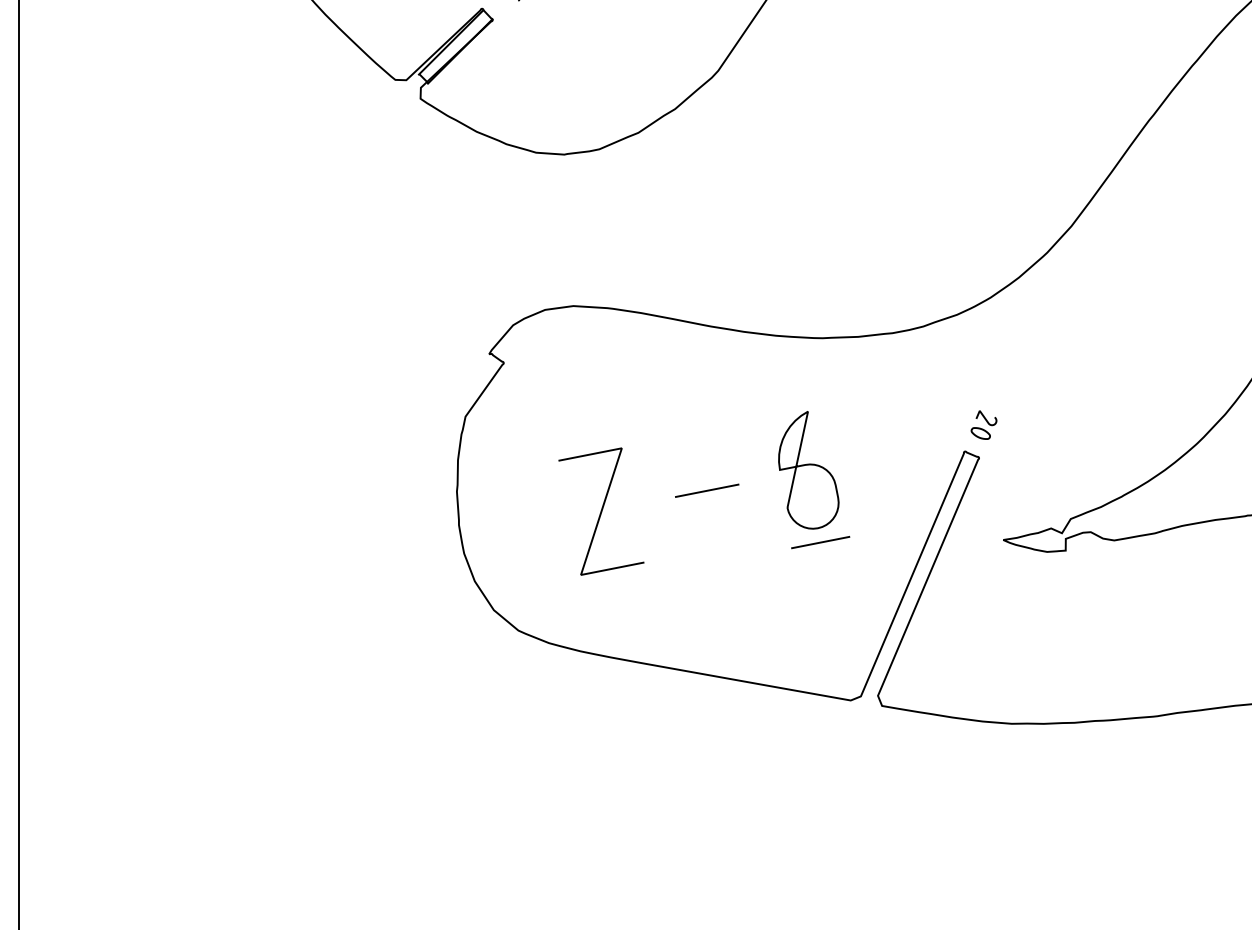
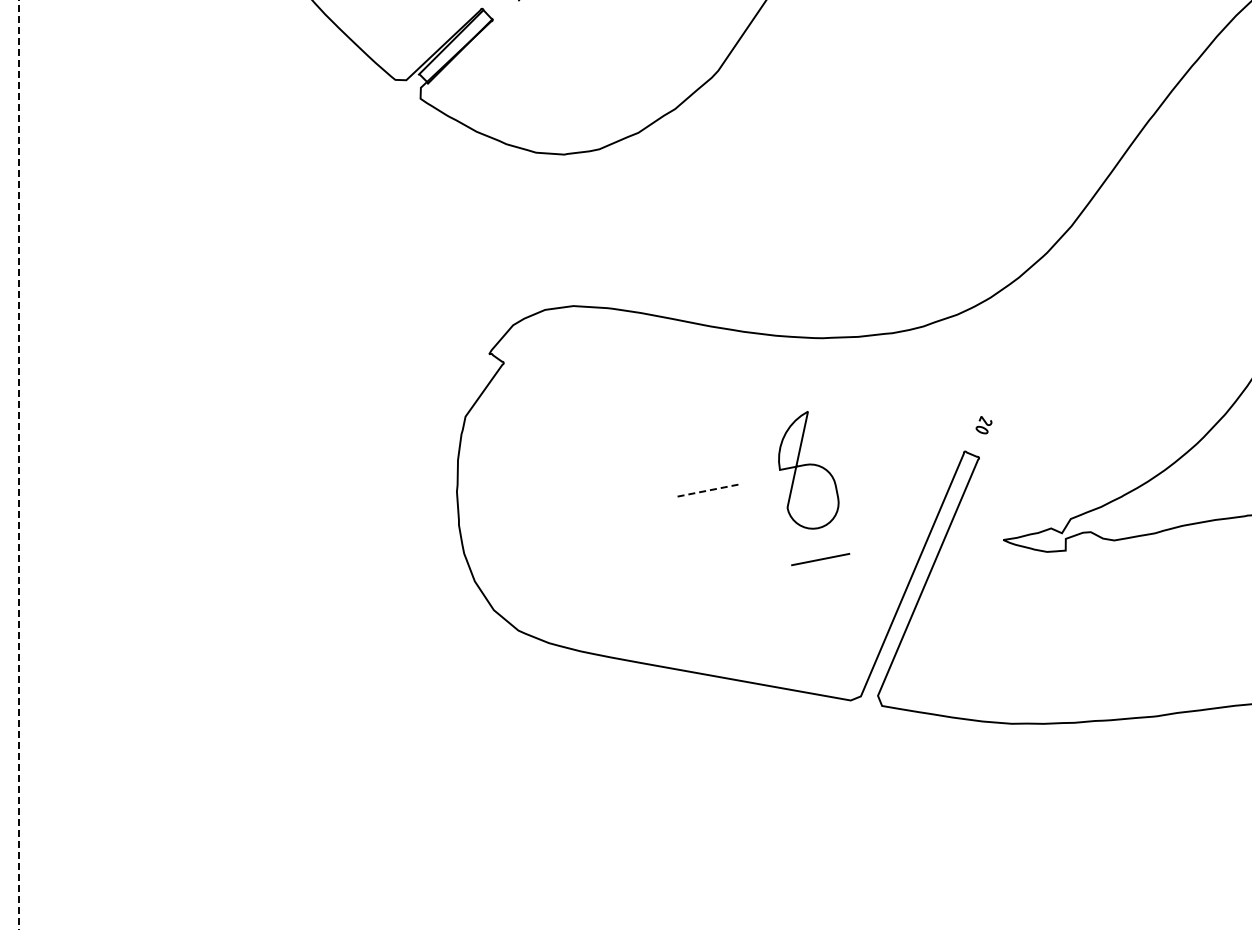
part size: 28x30 px -> 18x19 px (983, 425)
line: solid -> dashed (19, 464)
line: solid -> dashed (707, 490)
line: present -> none (601, 511)
line position: (820, 542) -> (820, 559) (820, 559)
